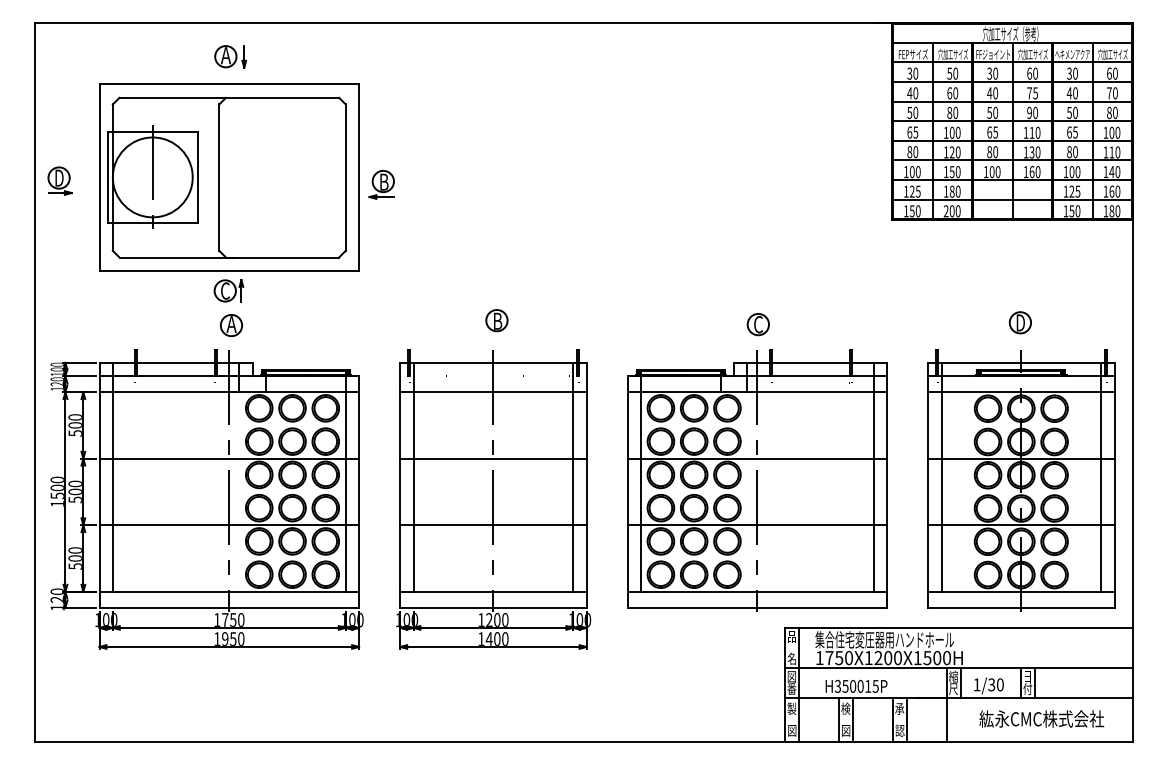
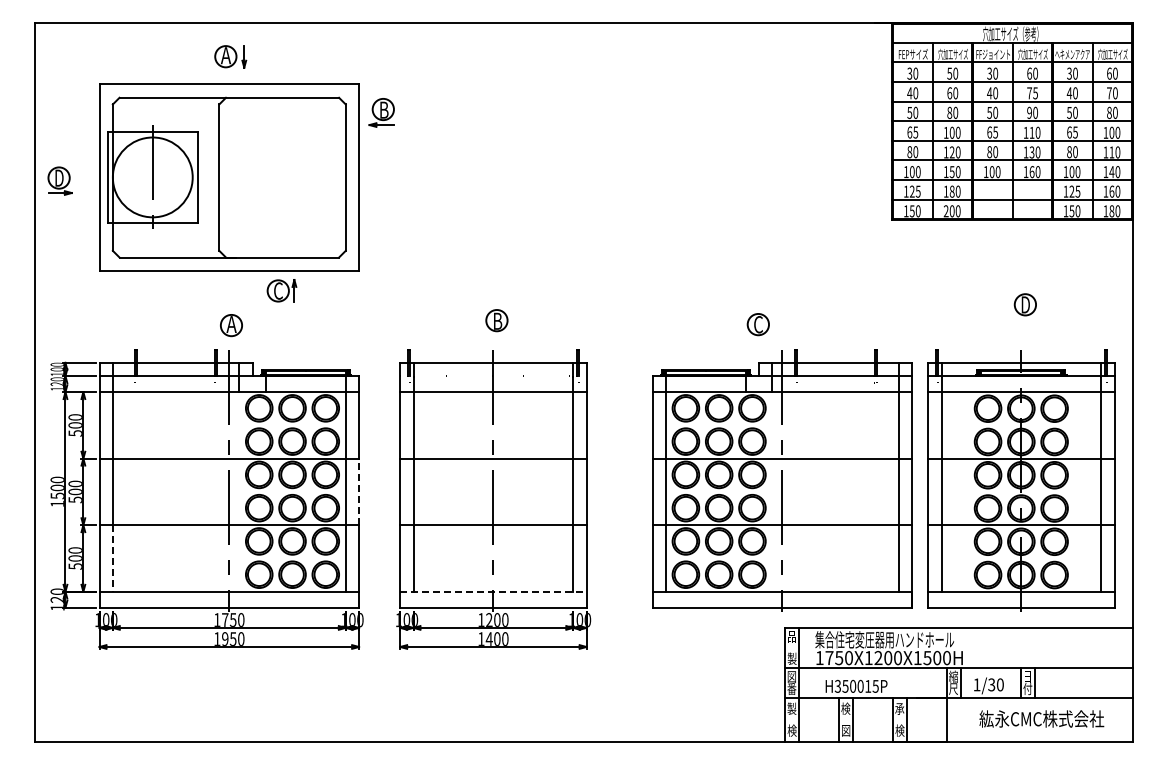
part position: (381, 184) -> (381, 112) (381, 112)
part position: (228, 290) -> (281, 290) (281, 290)
part position: (1019, 322) -> (1024, 304) (1024, 304)
part position: (757, 480) -> (782, 480) (782, 480)
line: solid -> dashed (359, 491)
line: solid -> dashed (112, 558)
line: solid -> dashed (493, 591)
text: 名 -> 製 (791, 658)
text: 図 -> 検 (791, 730)
text: 認 -> 検 (899, 730)
